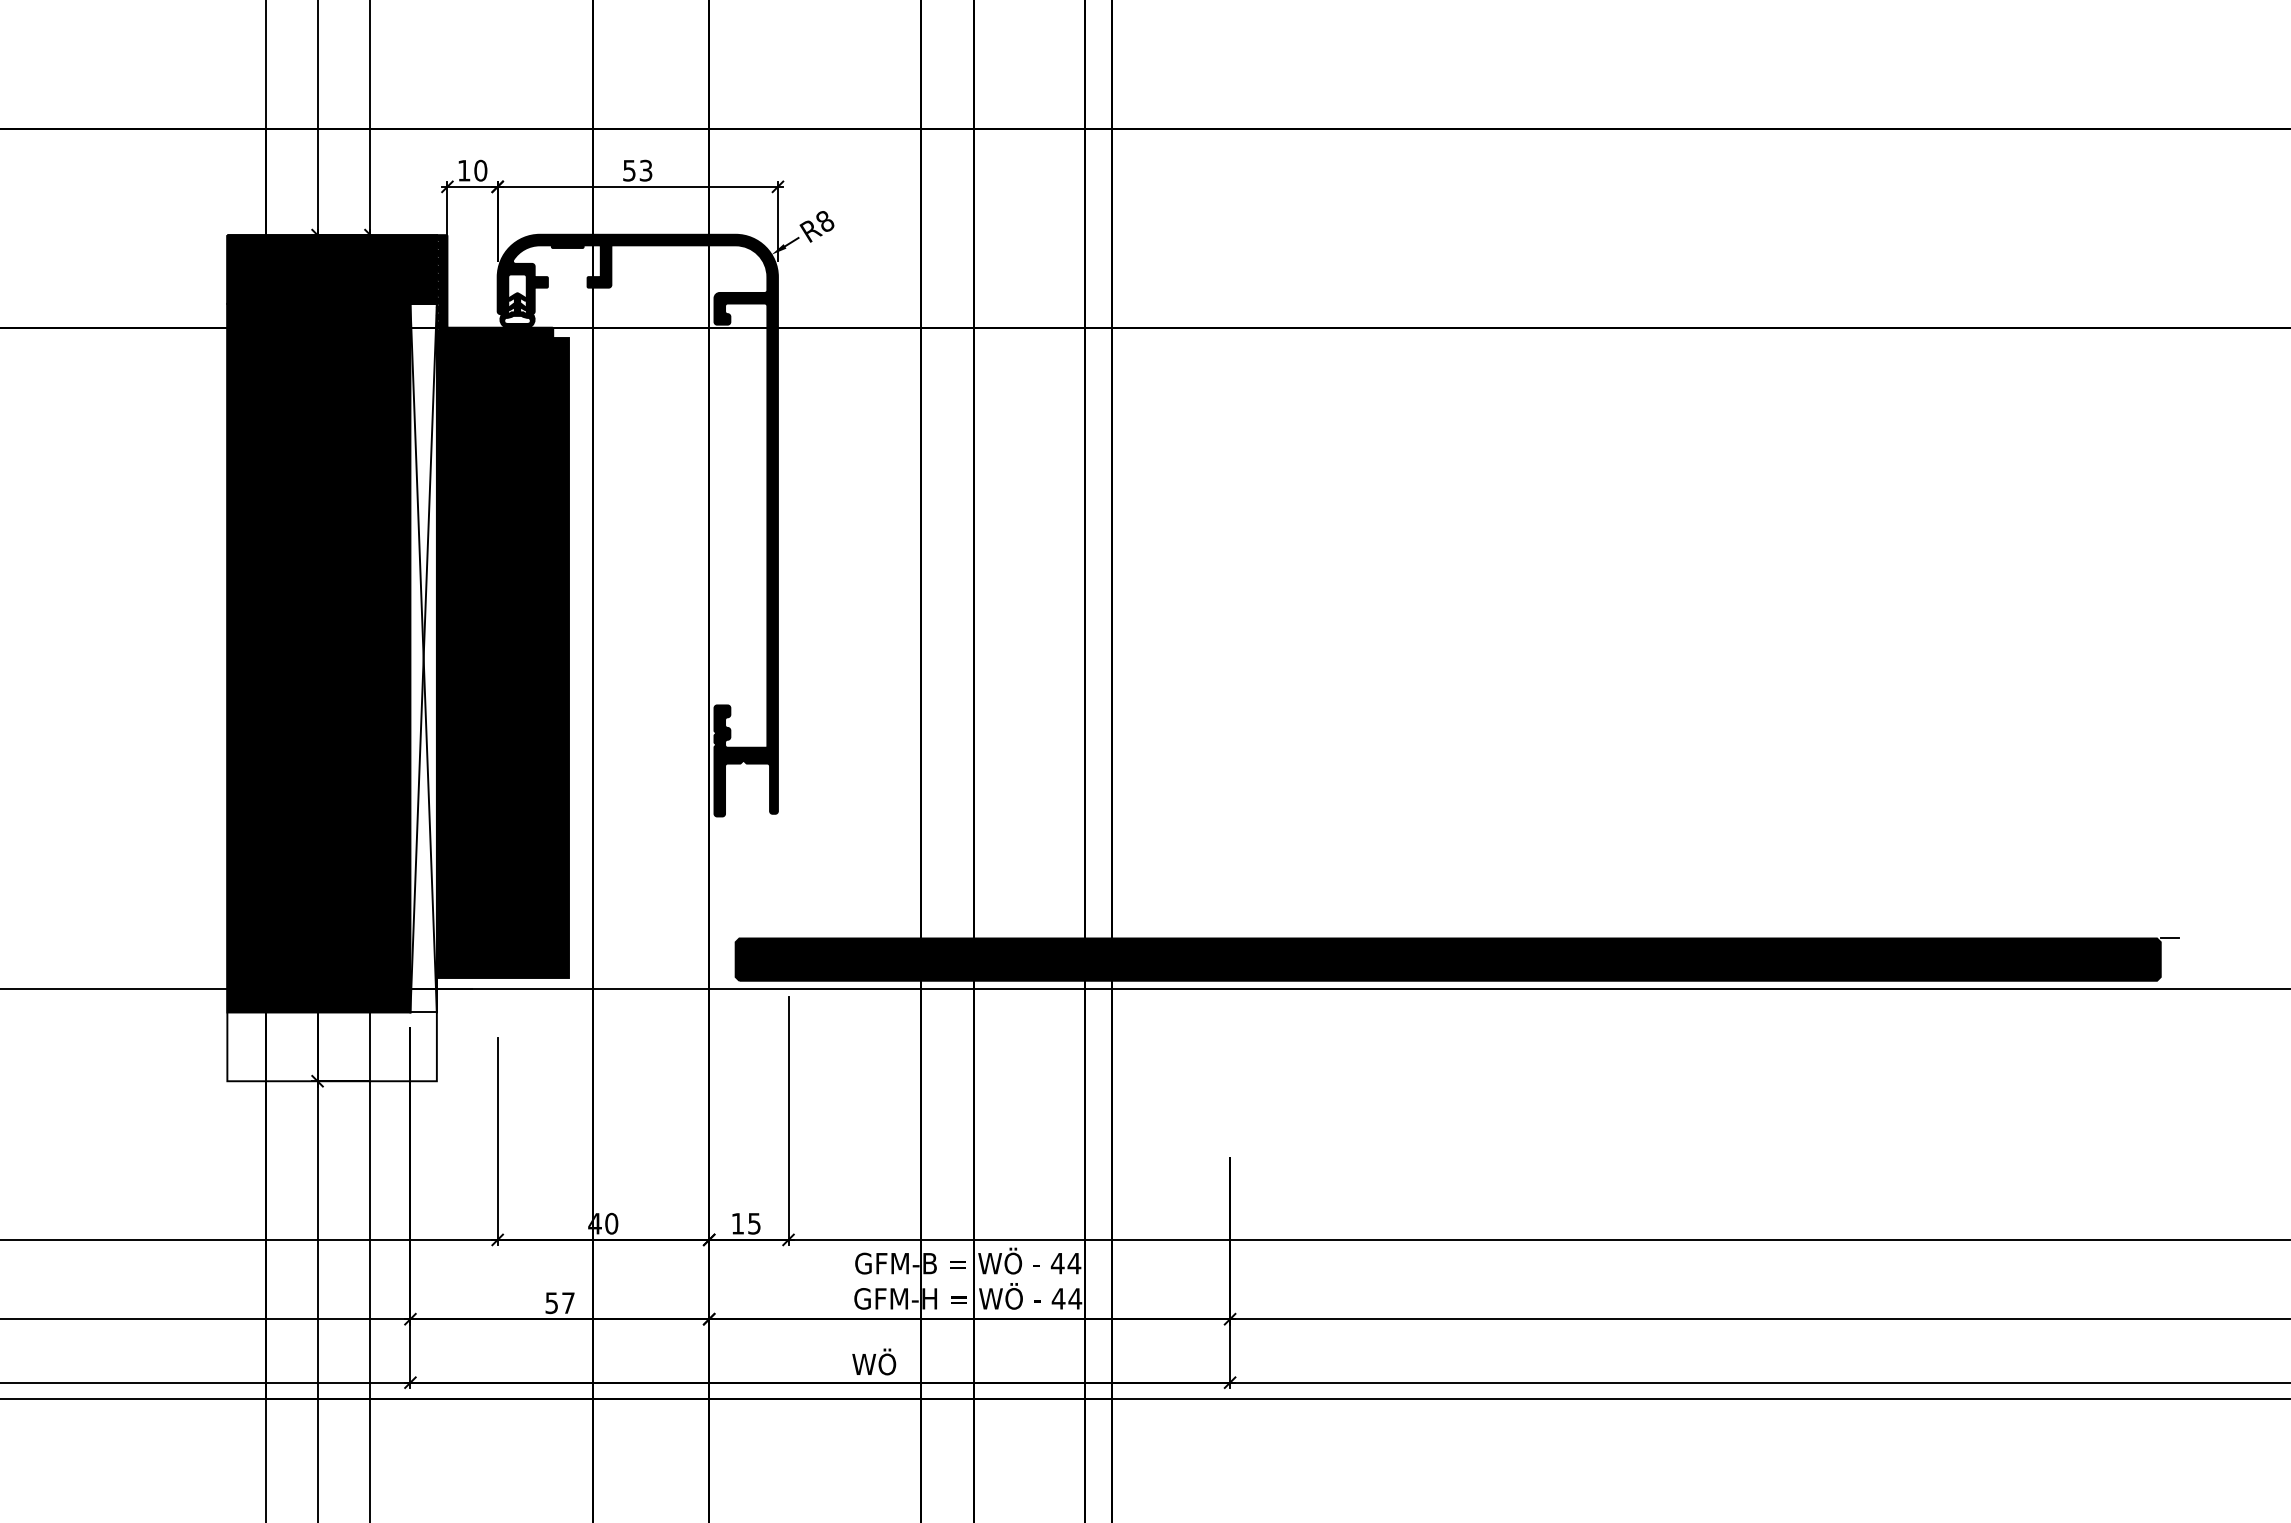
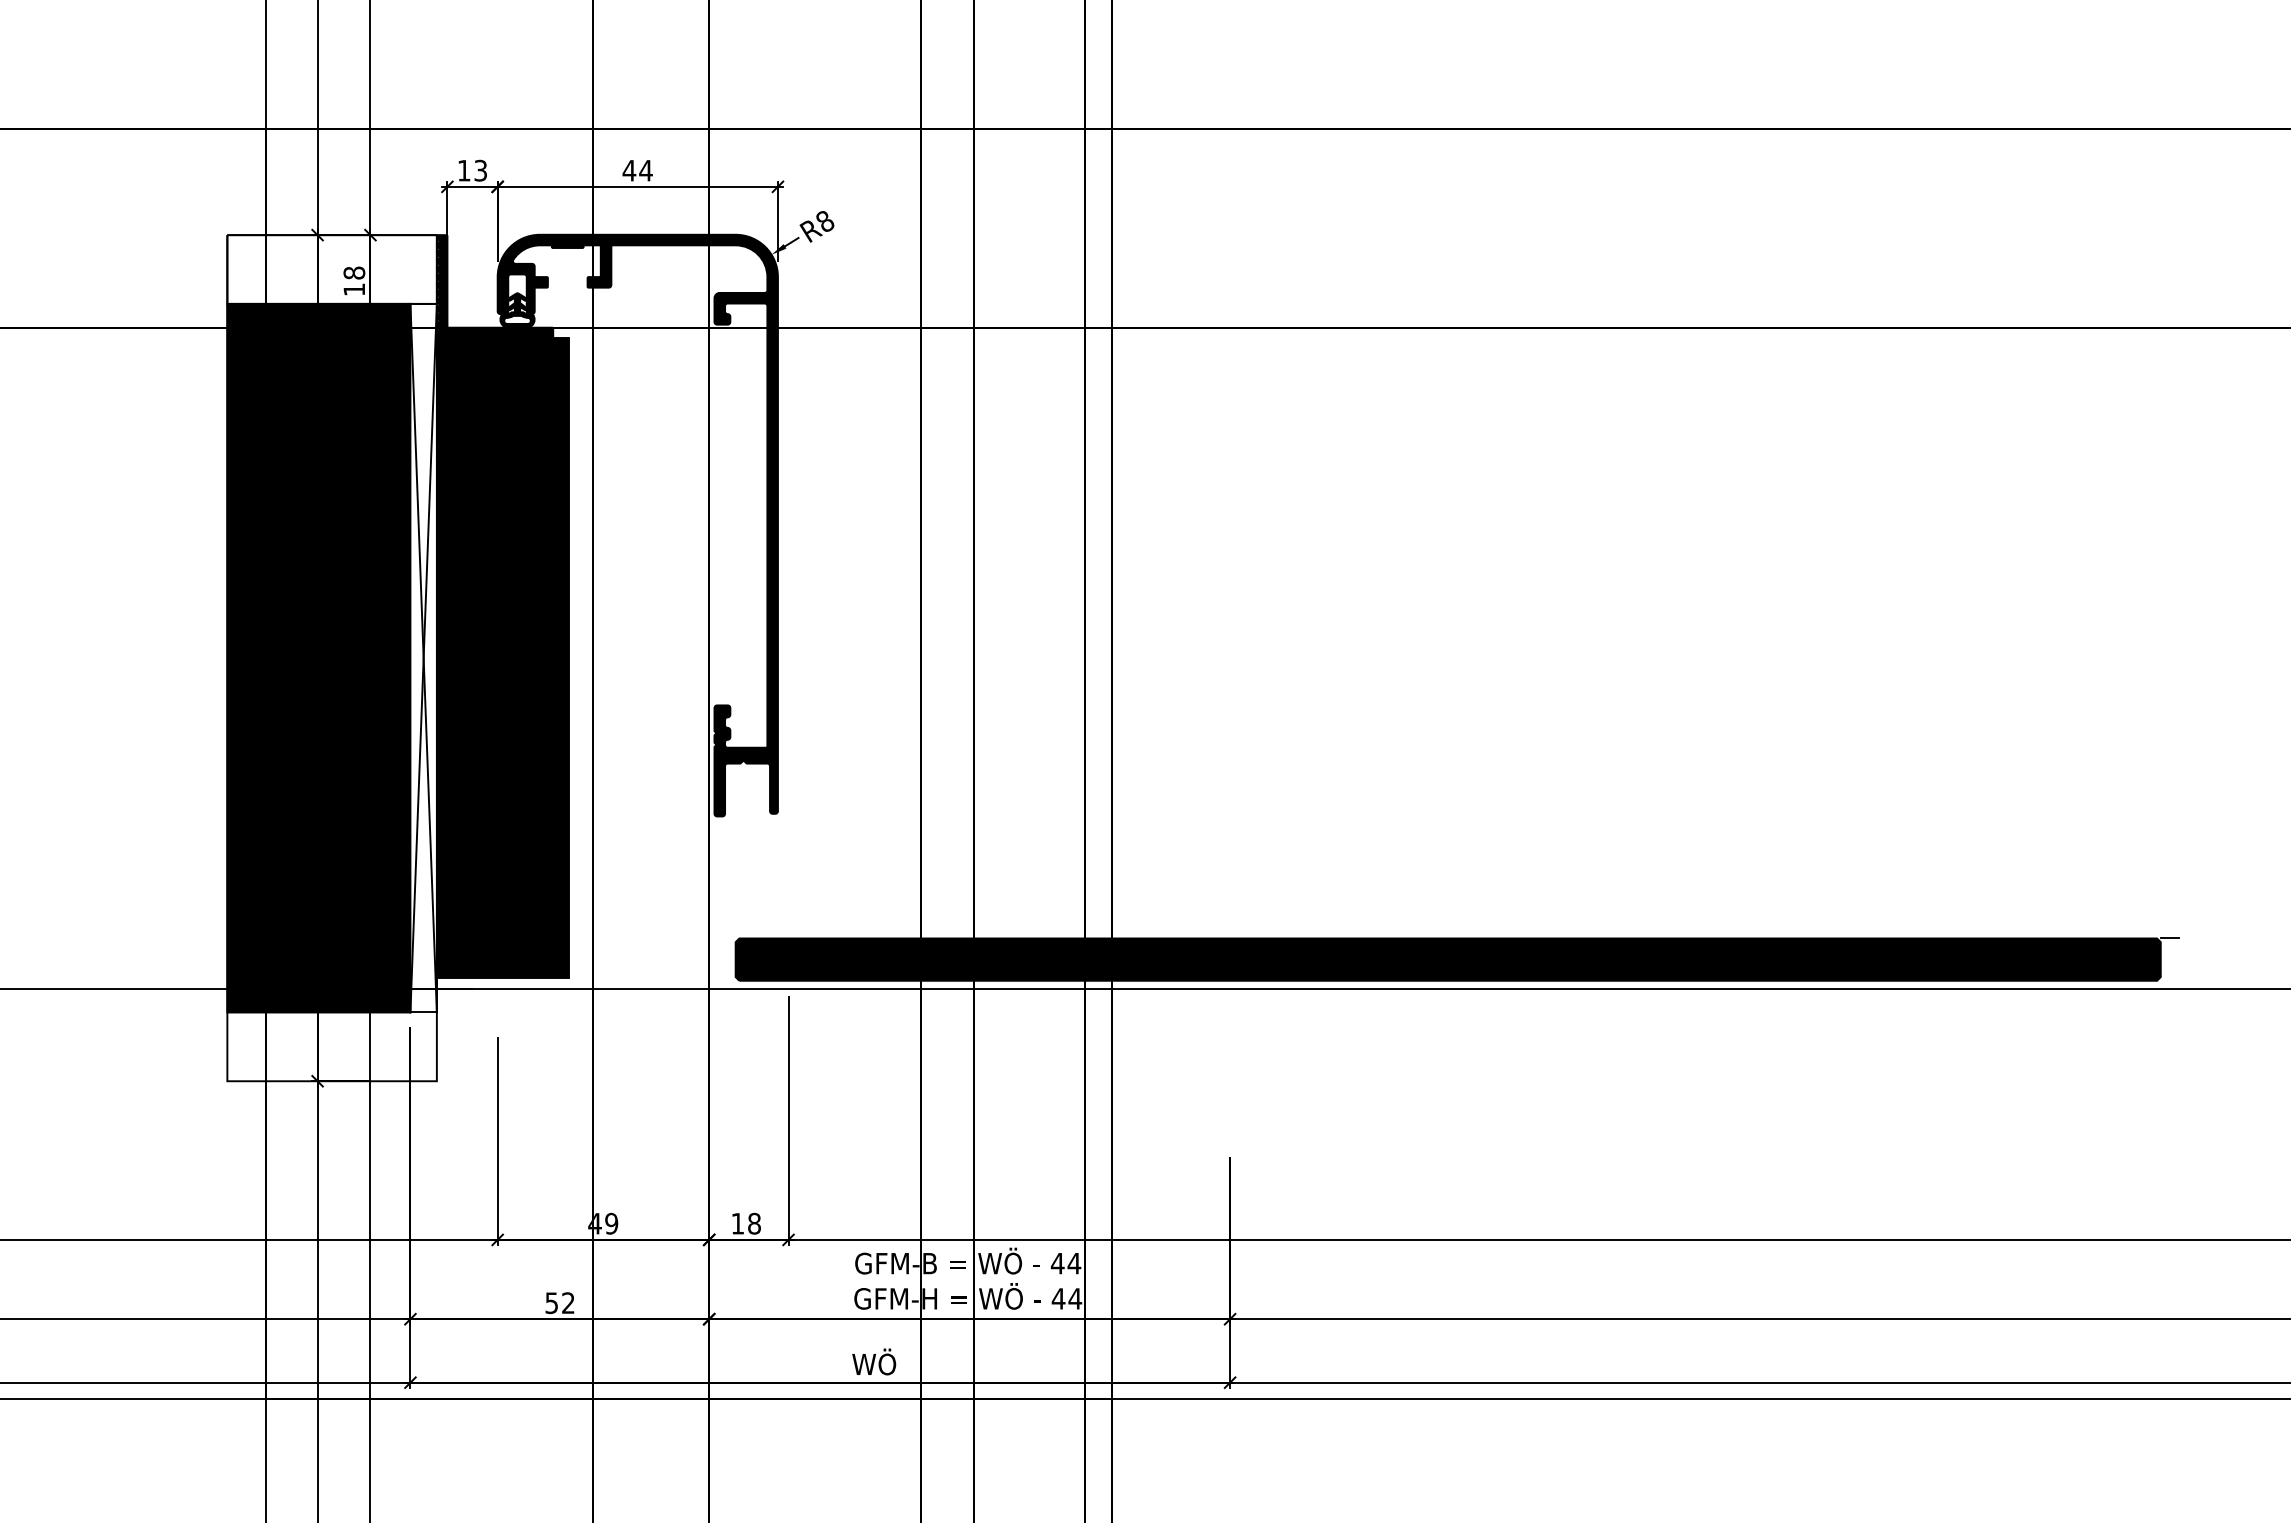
text: 10 -> 13 (480, 170)
text: 53 -> 44 (637, 170)
fill: present -> none (331, 269)
text: 40 -> 49 (611, 1223)
text: 15 -> 18 (754, 1223)
text: 57 -> 52 (568, 1302)
